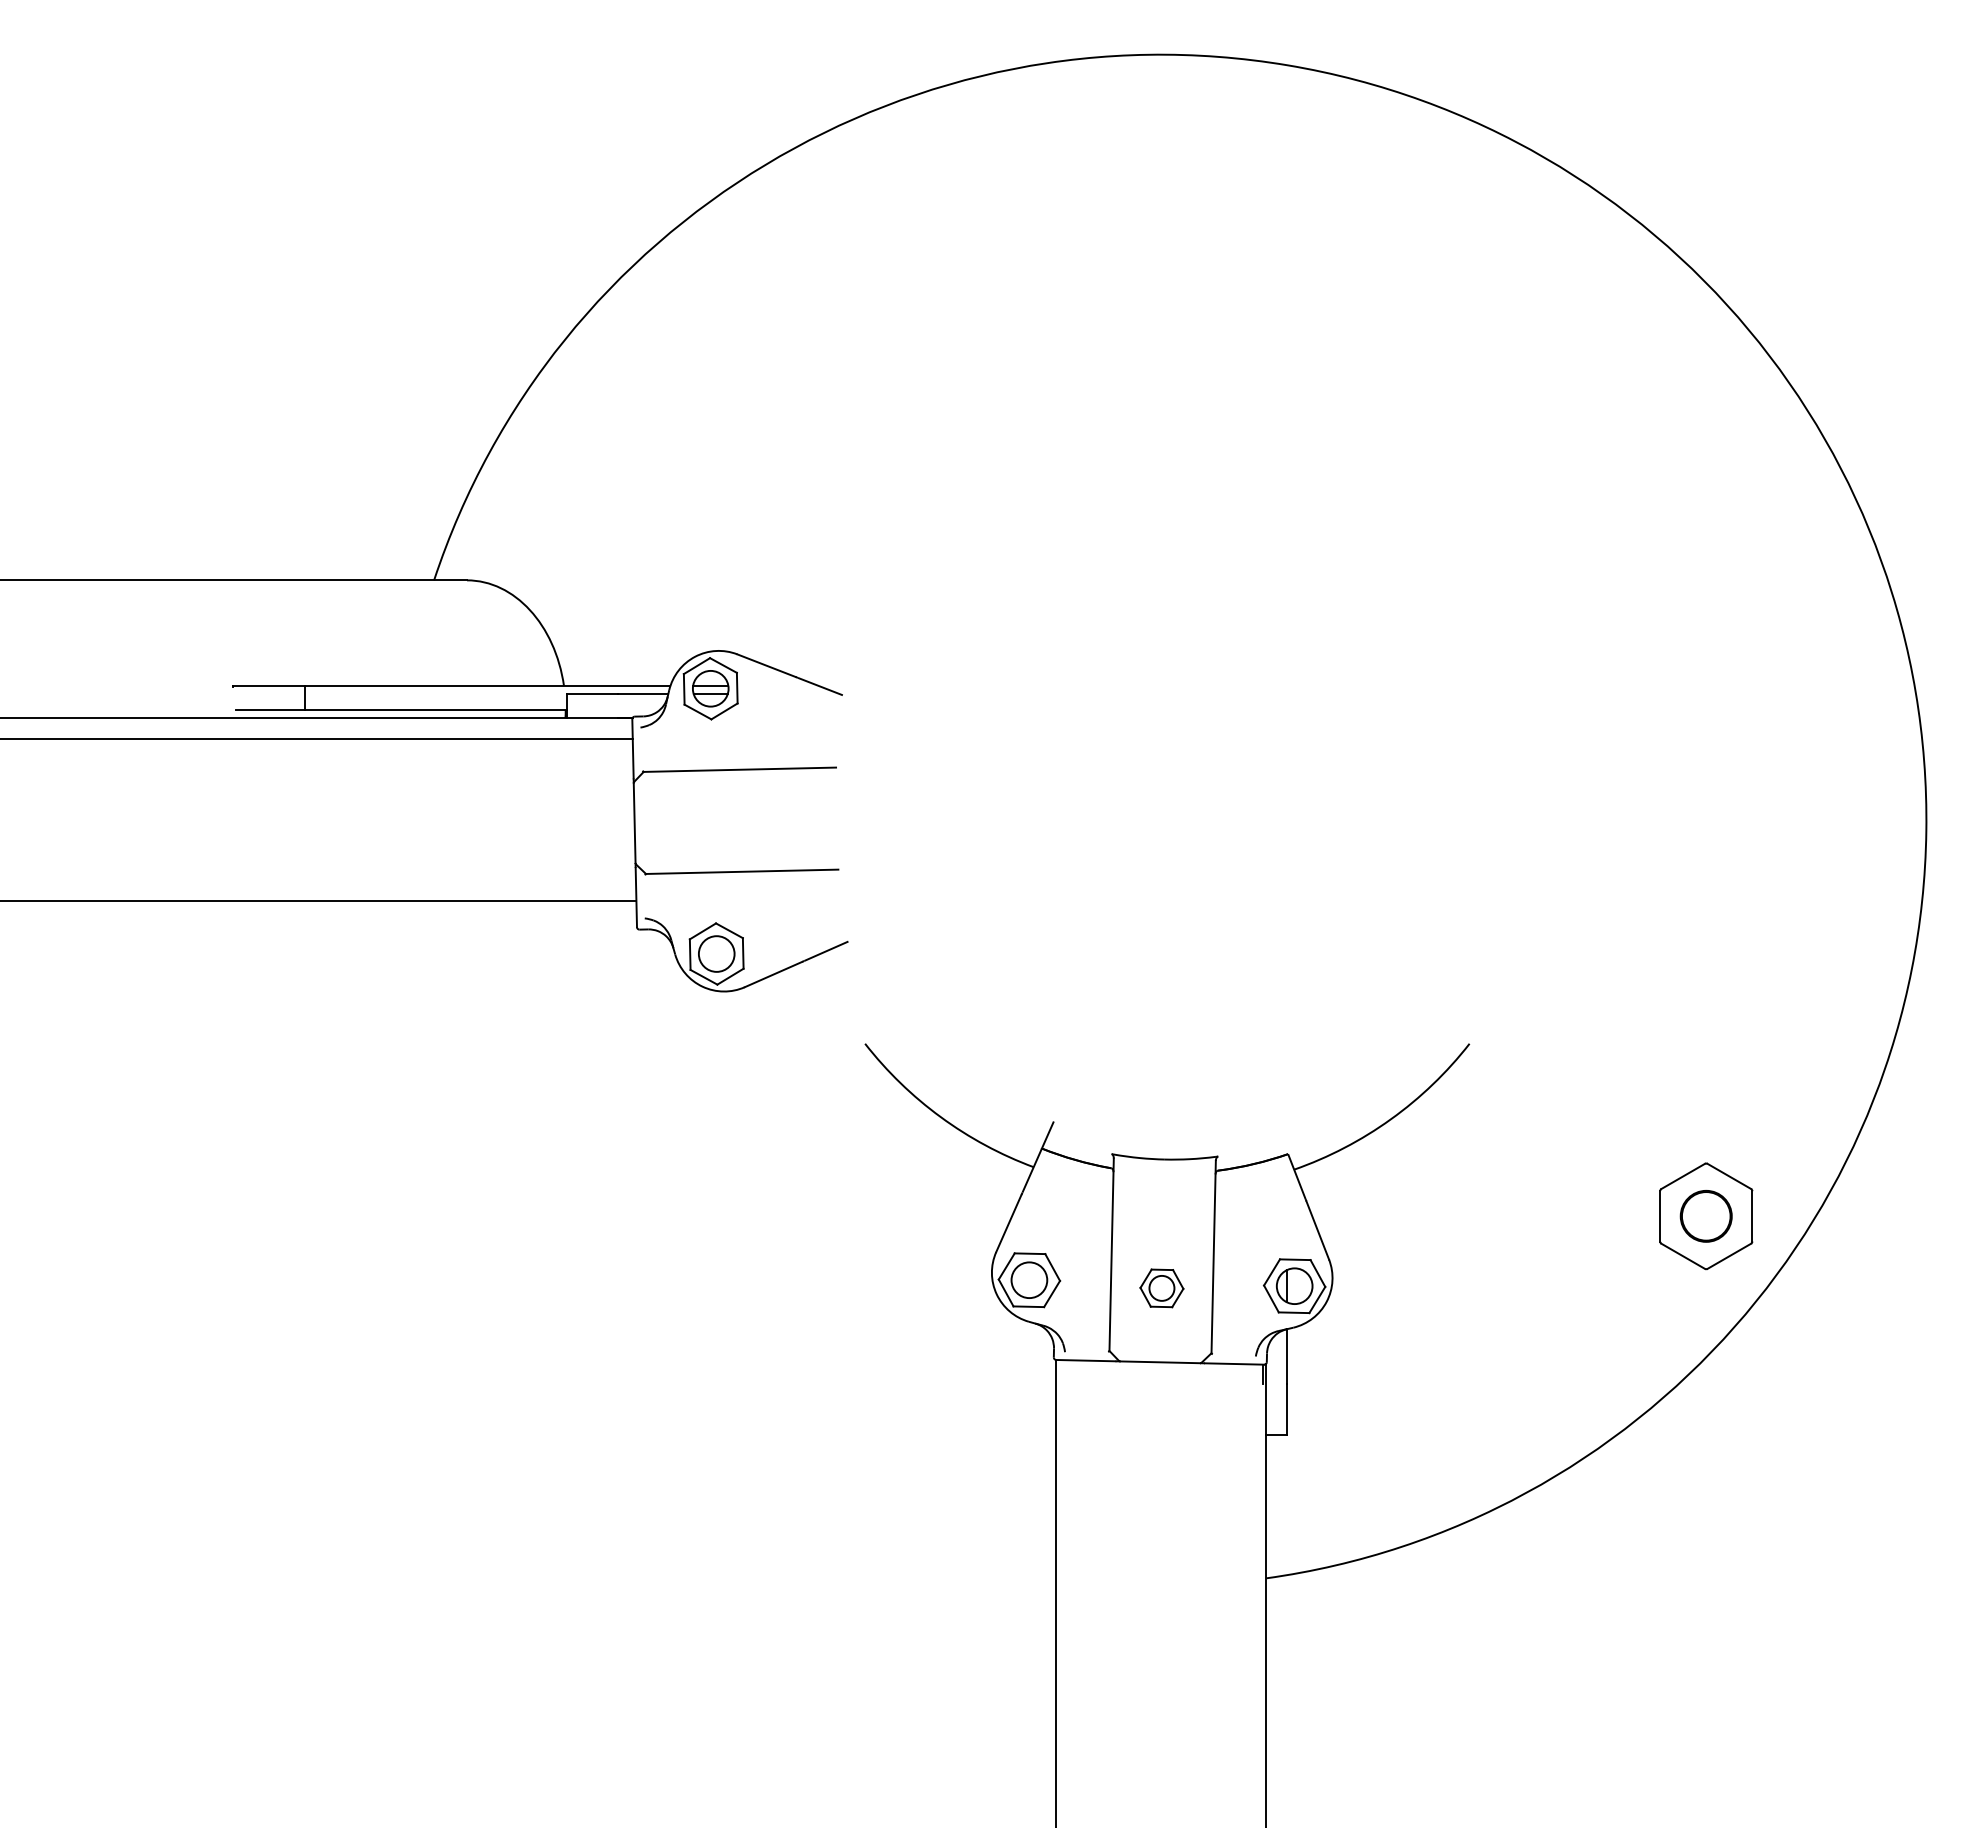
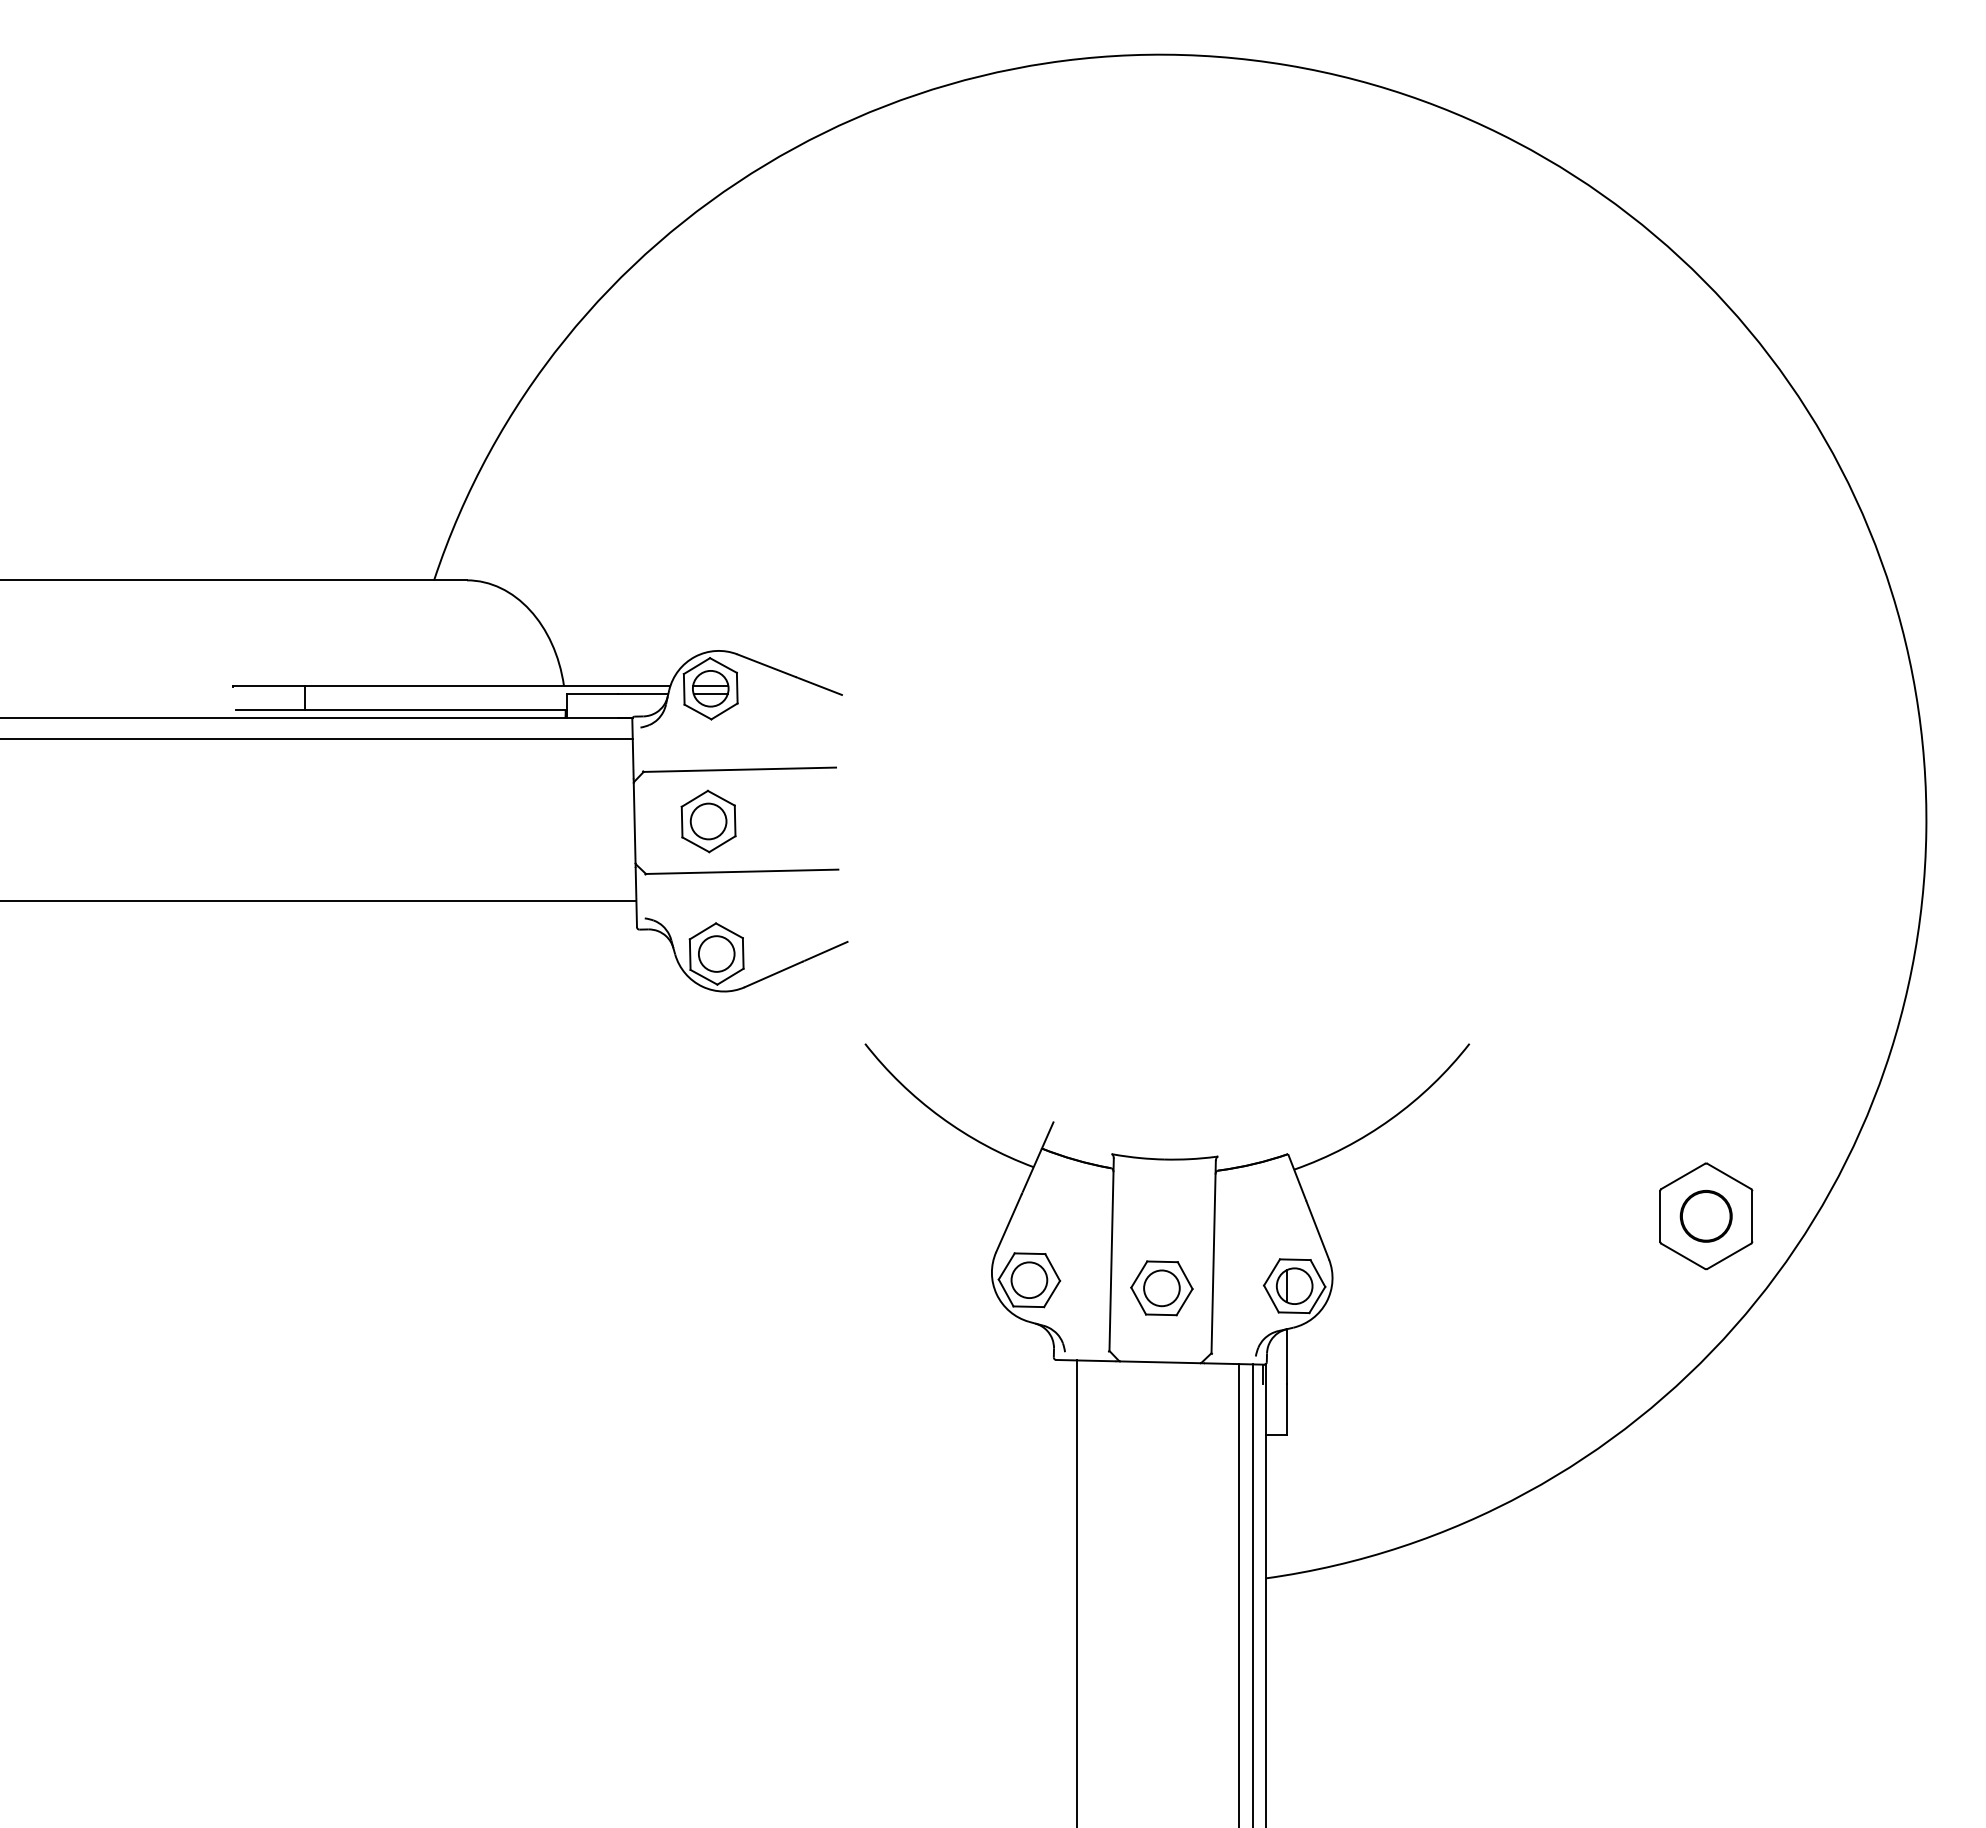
part: none -> present (708, 821)
part size: 46x41 px -> 64x57 px (1161, 1288)
line position: (1055, 1592) -> (1076, 1592) (1076, 1592)
line: none -> present (1238, 1594)
line: none -> present (1253, 1594)
